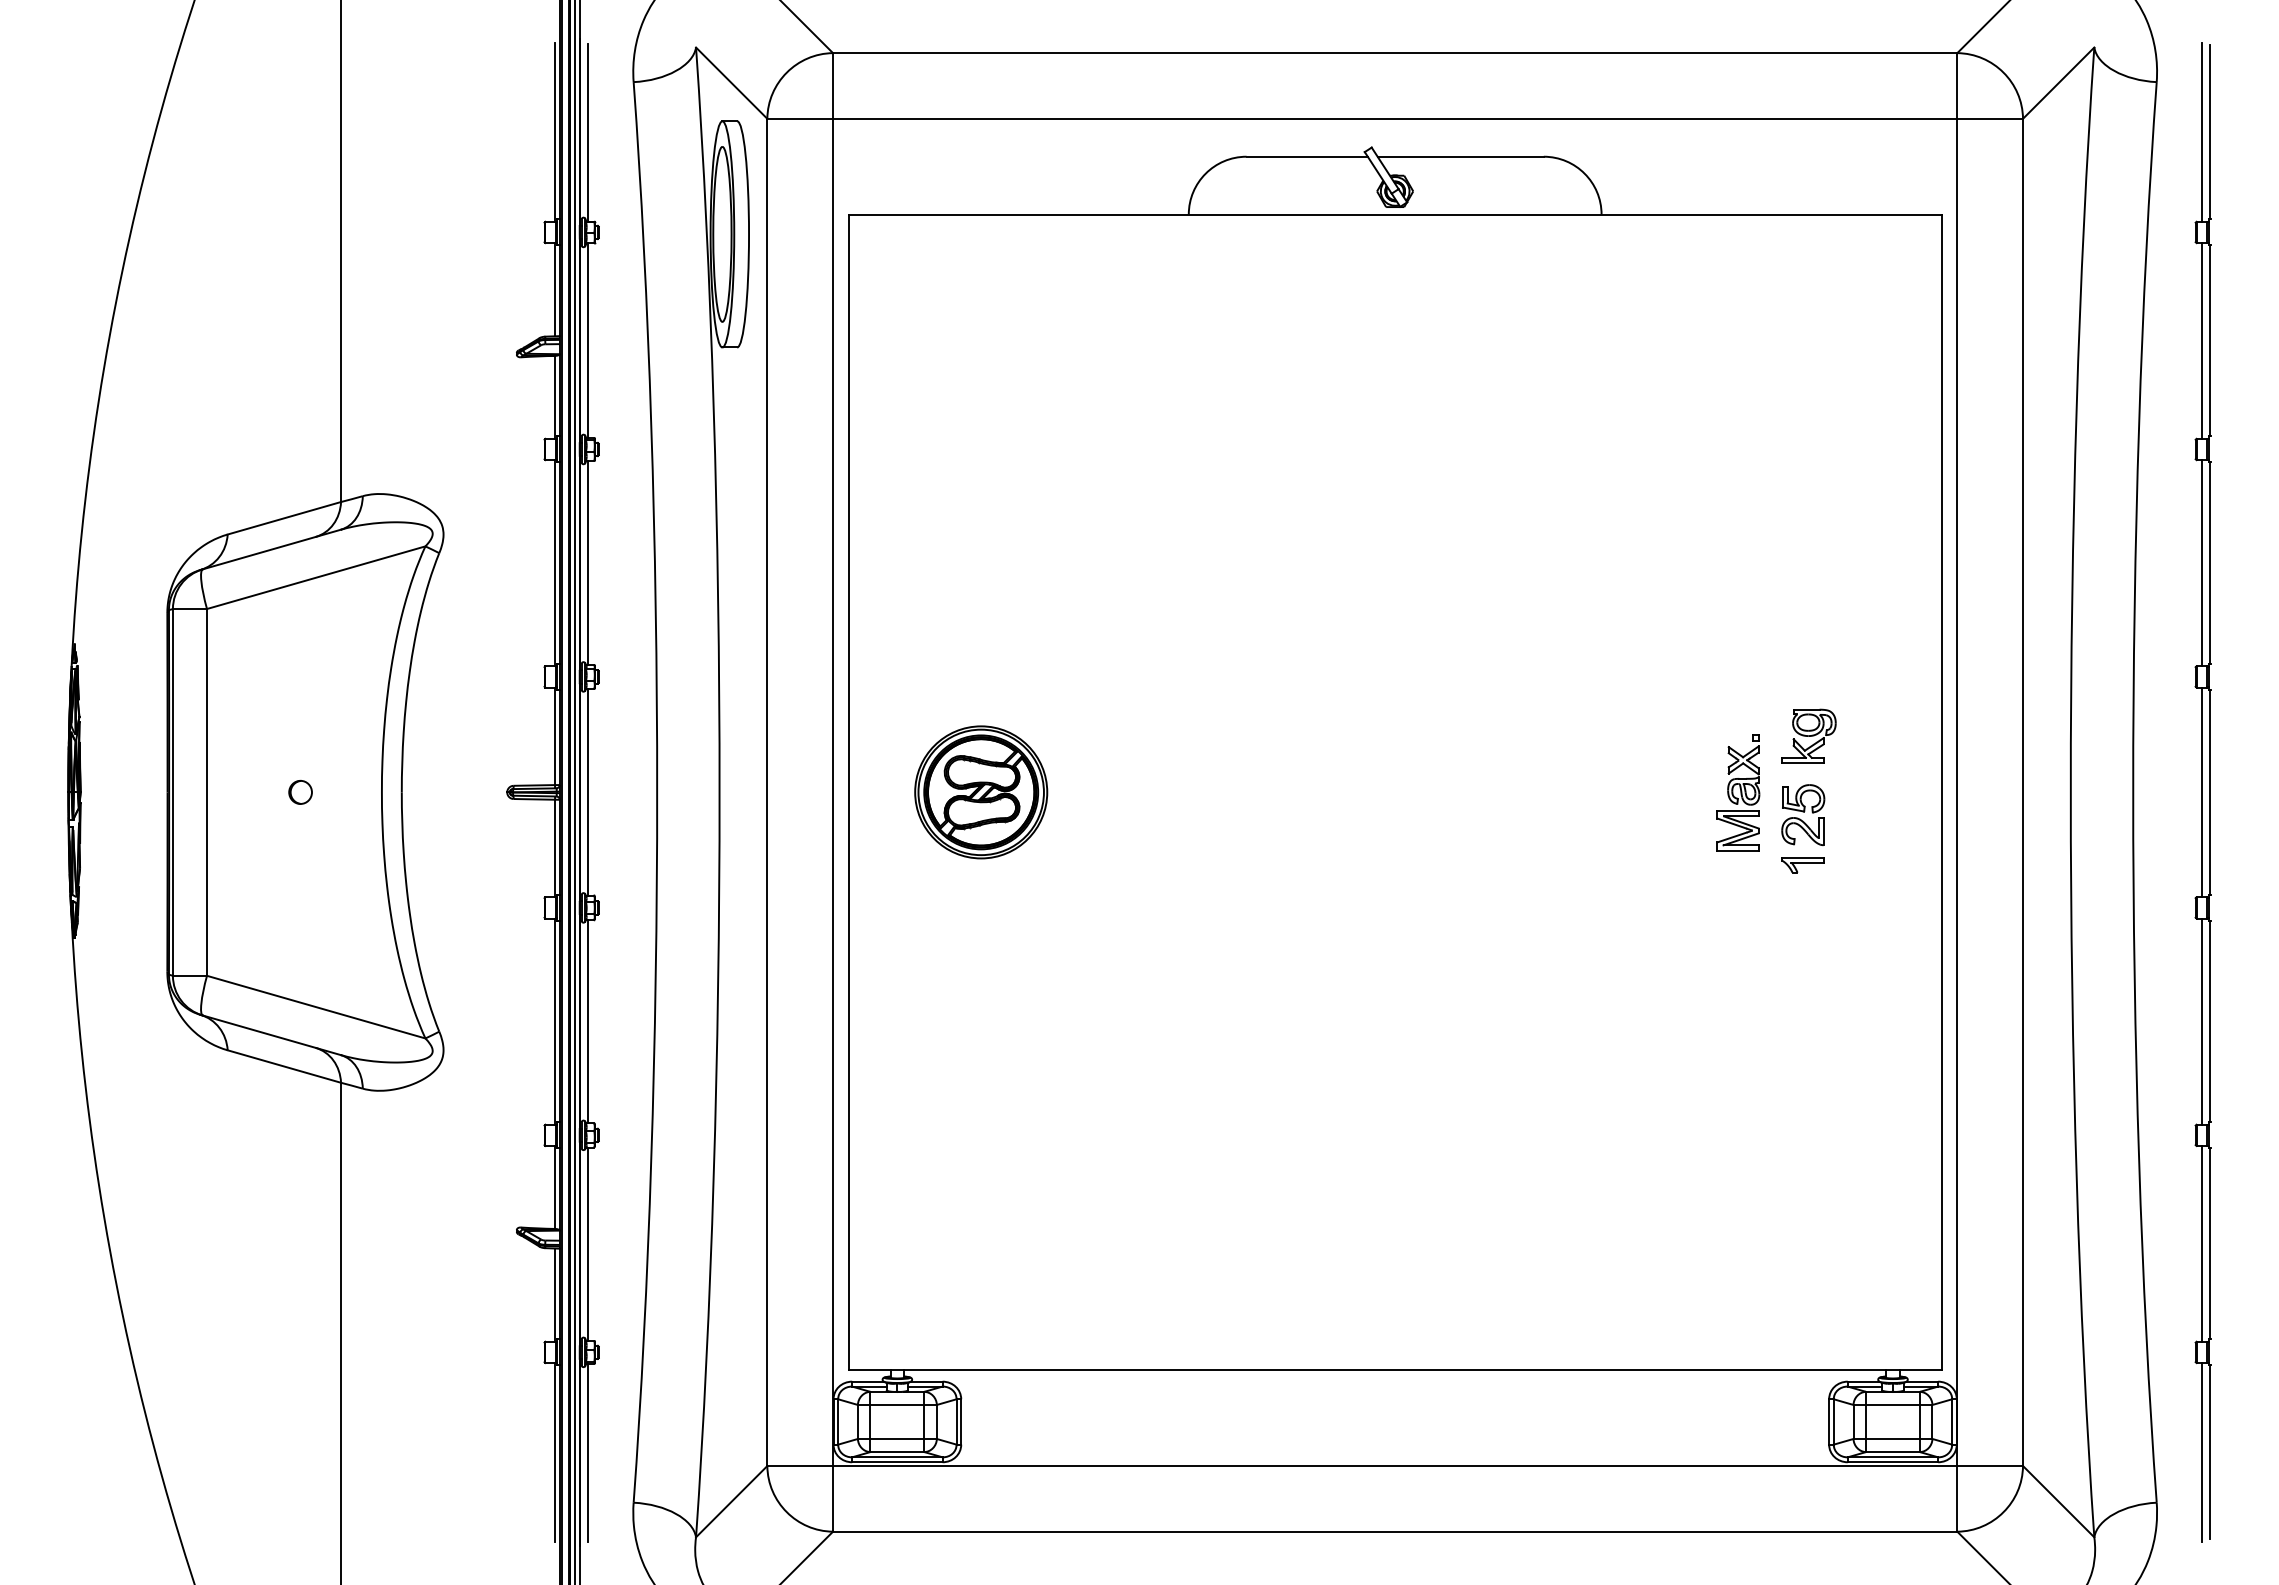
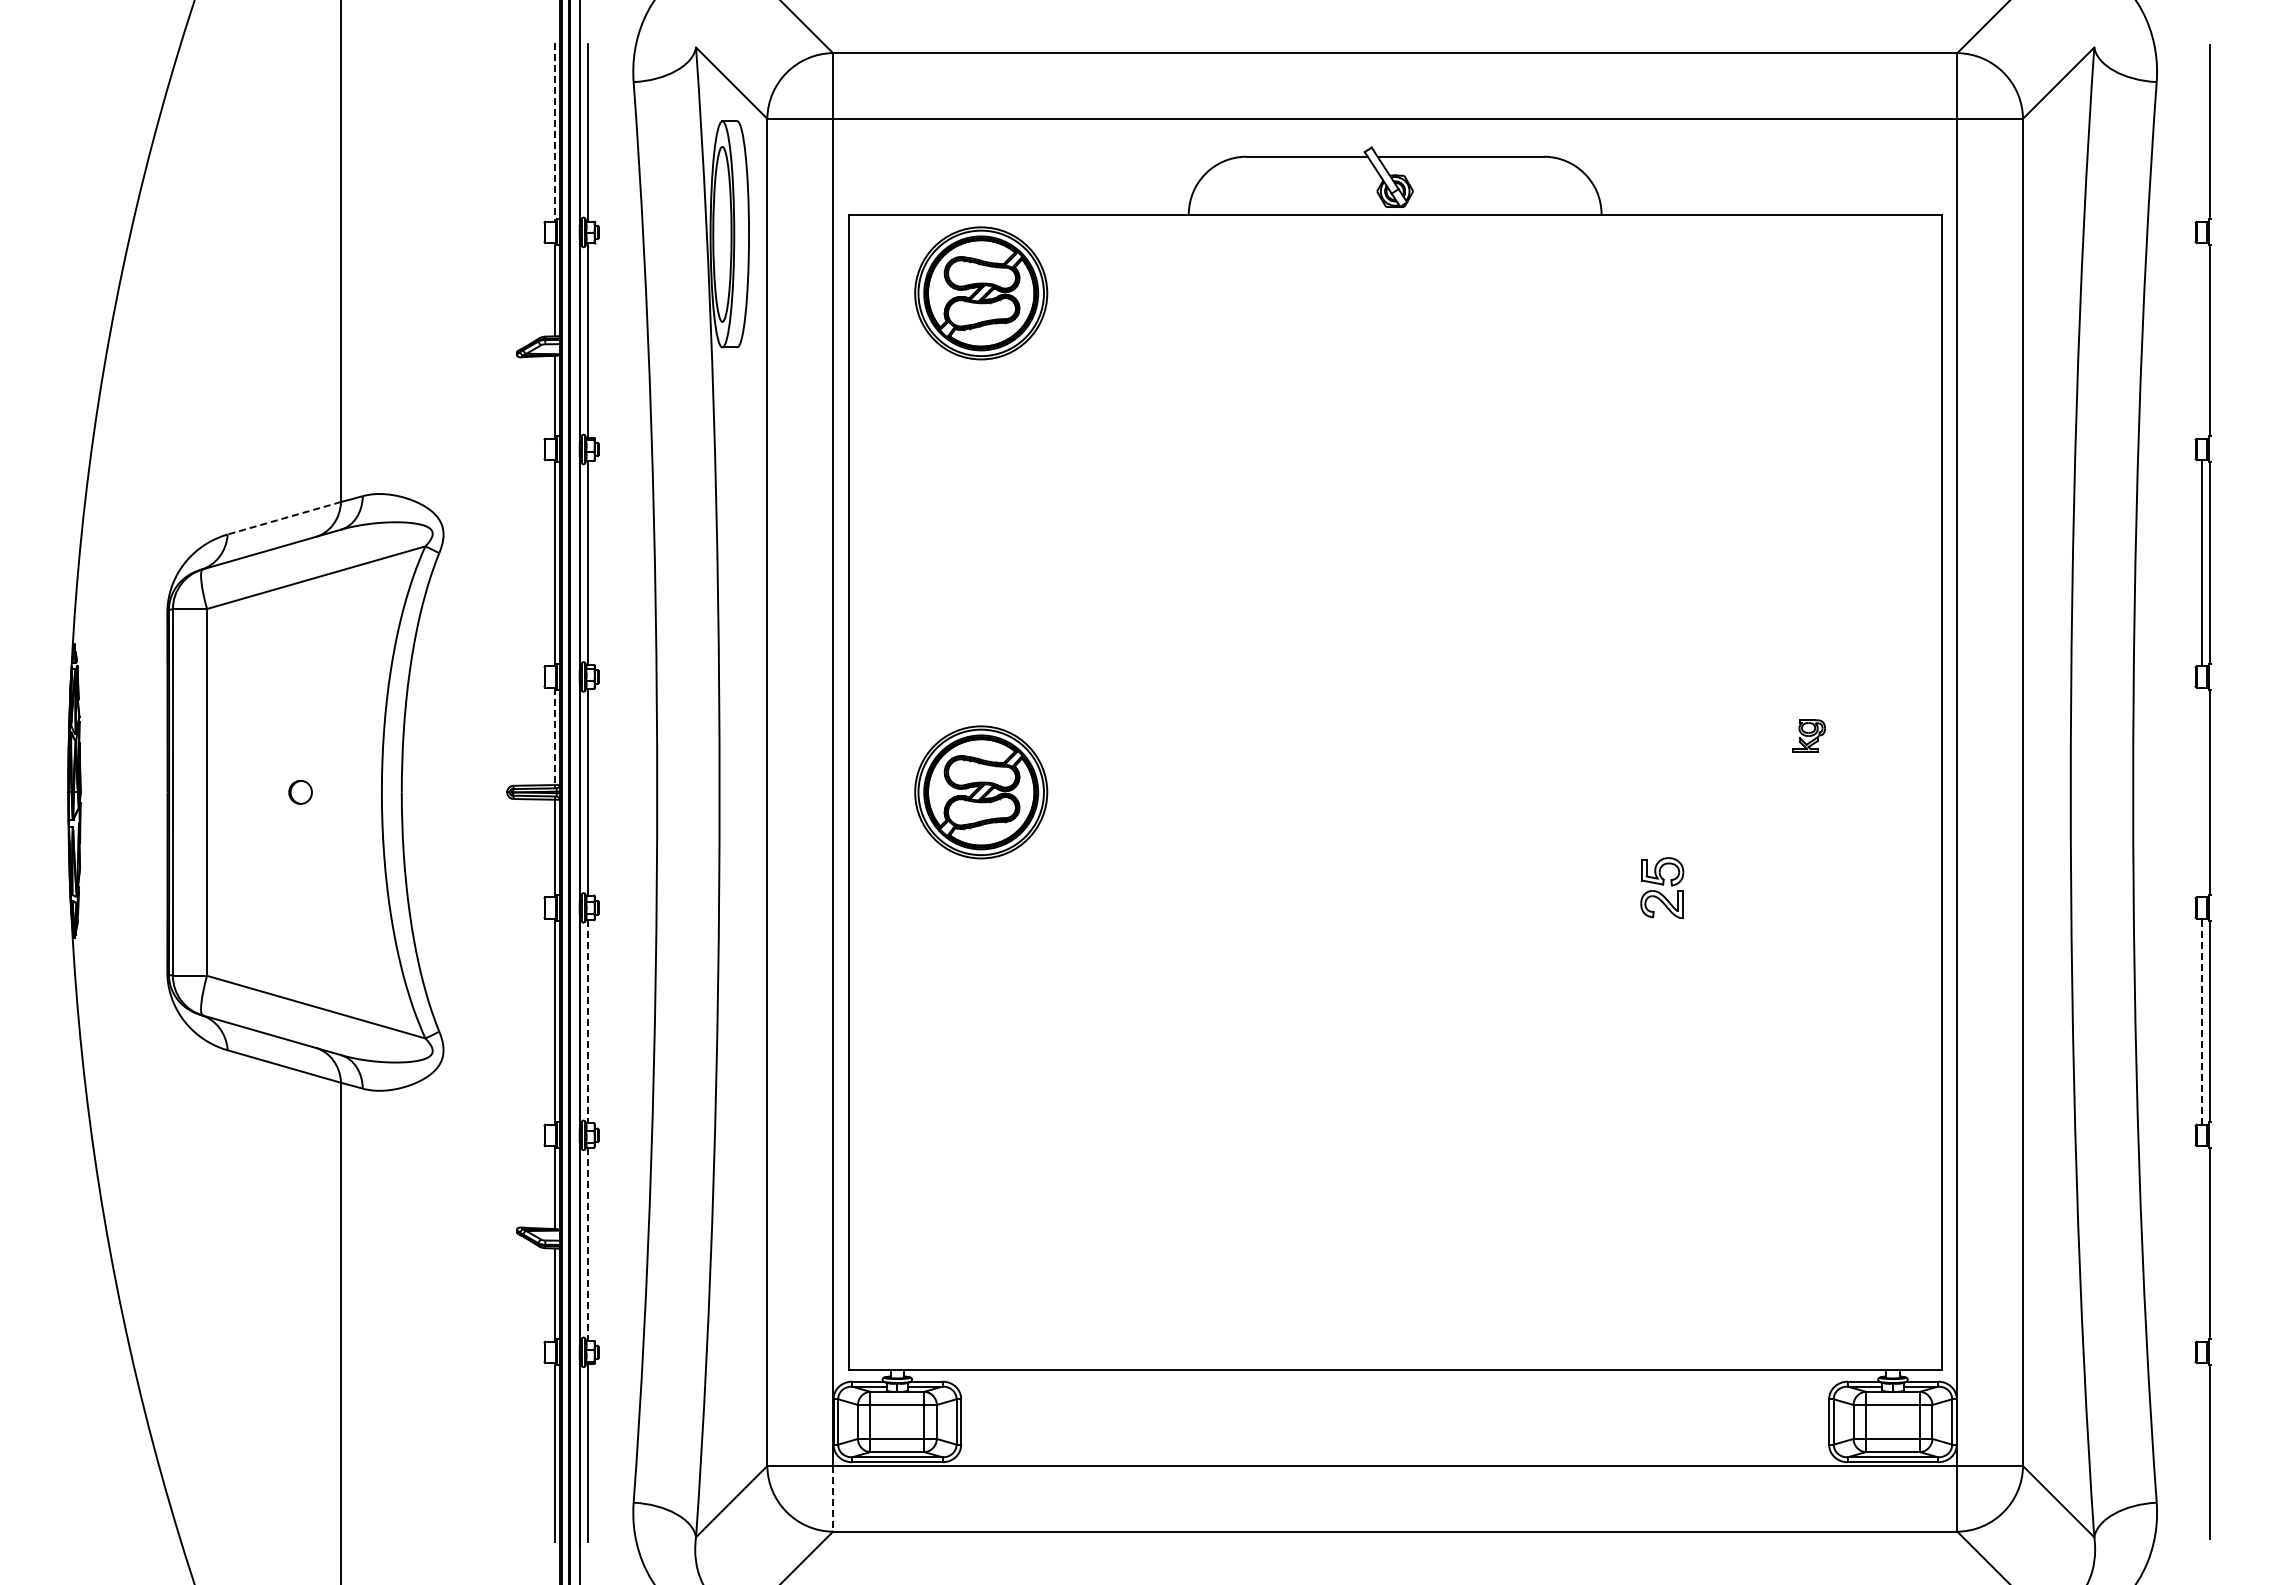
line: solid -> dashed (555, 132)
line: present -> none (2202, 132)
part: none -> present (981, 293)
line: present -> none (2202, 340)
line: solid -> dashed (284, 518)
part size: 56x56 px -> 34x34 px (1808, 735)
line: solid -> dashed (555, 736)
line: present -> none (574, 791)
part: present -> none (1738, 792)
line: present -> none (2202, 792)
part position: (1803, 814) -> (1662, 887) (1662, 887)
part: present -> none (1802, 865)
line: solid -> dashed (2202, 1021)
line: solid -> dashed (588, 1022)
line: present -> none (2202, 1243)
line: solid -> dashed (588, 1244)
line: present -> none (2202, 1452)
line: solid -> dashed (833, 1498)
